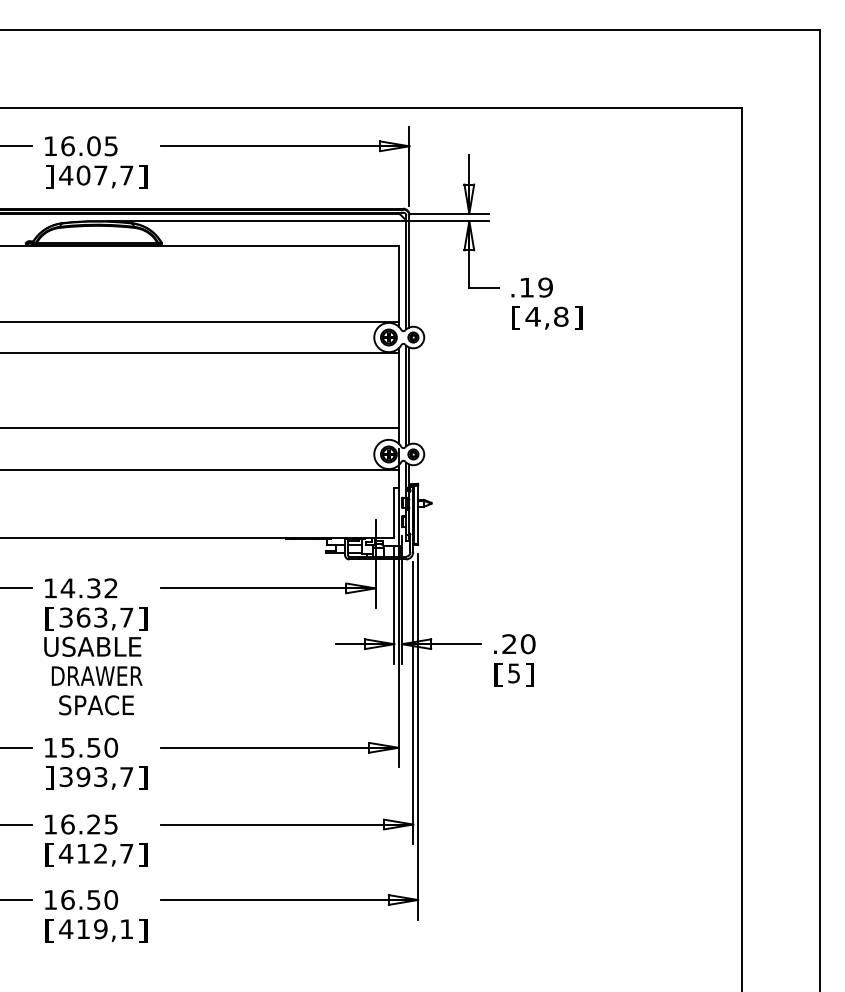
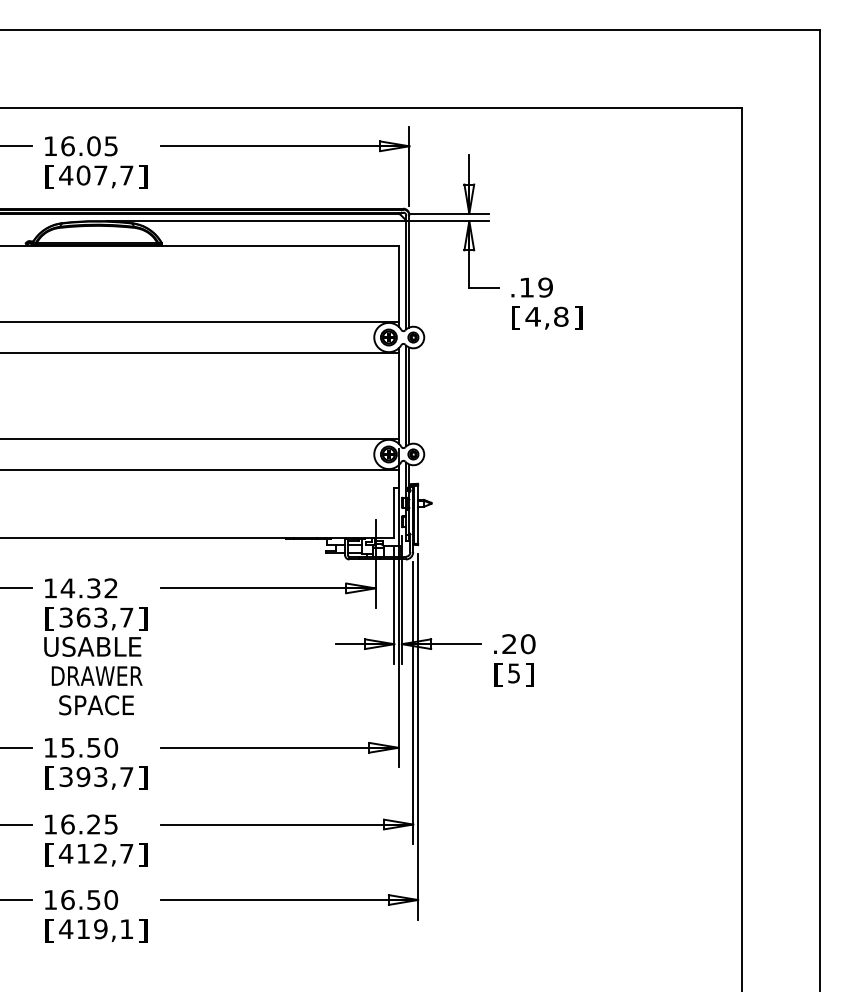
text: ] -> [ (49, 176)
line position: (200, 428) -> (200, 439) (200, 439)
text: ] -> [ (49, 777)
